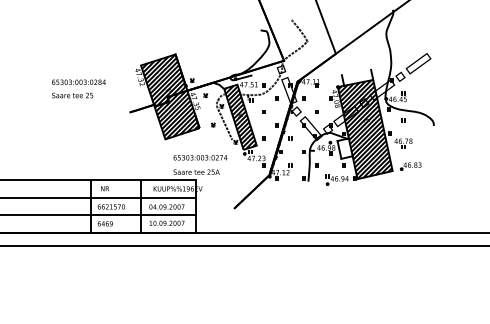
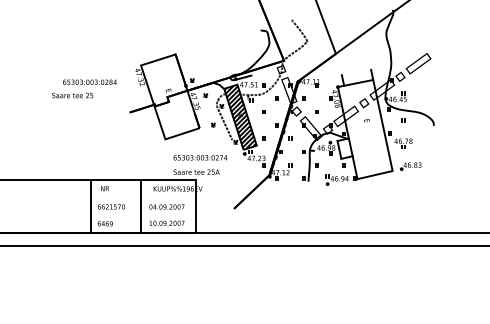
text position: (78, 81) -> (89, 81) (89, 81)
hatch: present -> none (170, 96)
hatch: present -> none (365, 124)
line: present -> none (99, 198)
line: present -> none (99, 215)
